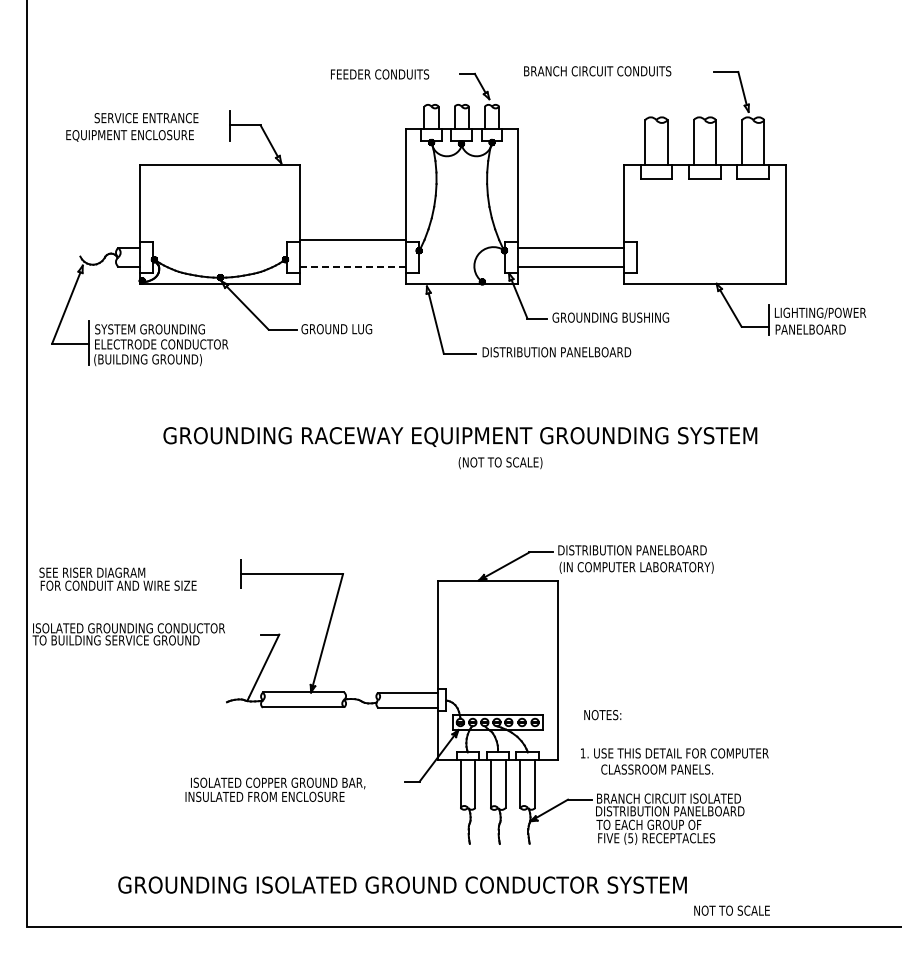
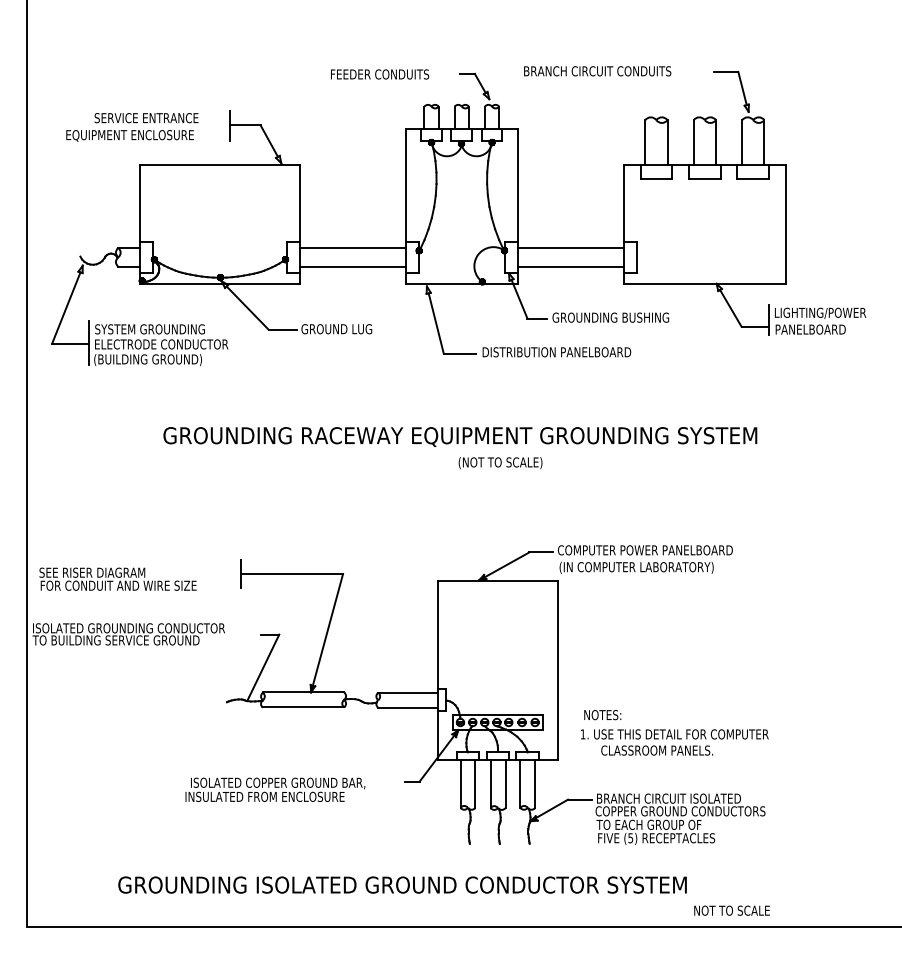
line position: (352, 240) -> (352, 248) (352, 248)
line: dashed -> solid (353, 266)
text: DISTRIBUTION PANELBOARD -> COMPUTER POWER PANELBOARD (644, 550)
text position: (674, 761) -> (674, 742) (674, 742)
text: DISTRIBUTION PANELBOARD -> COPPER GROUND CONDUCTORS (680, 811)
